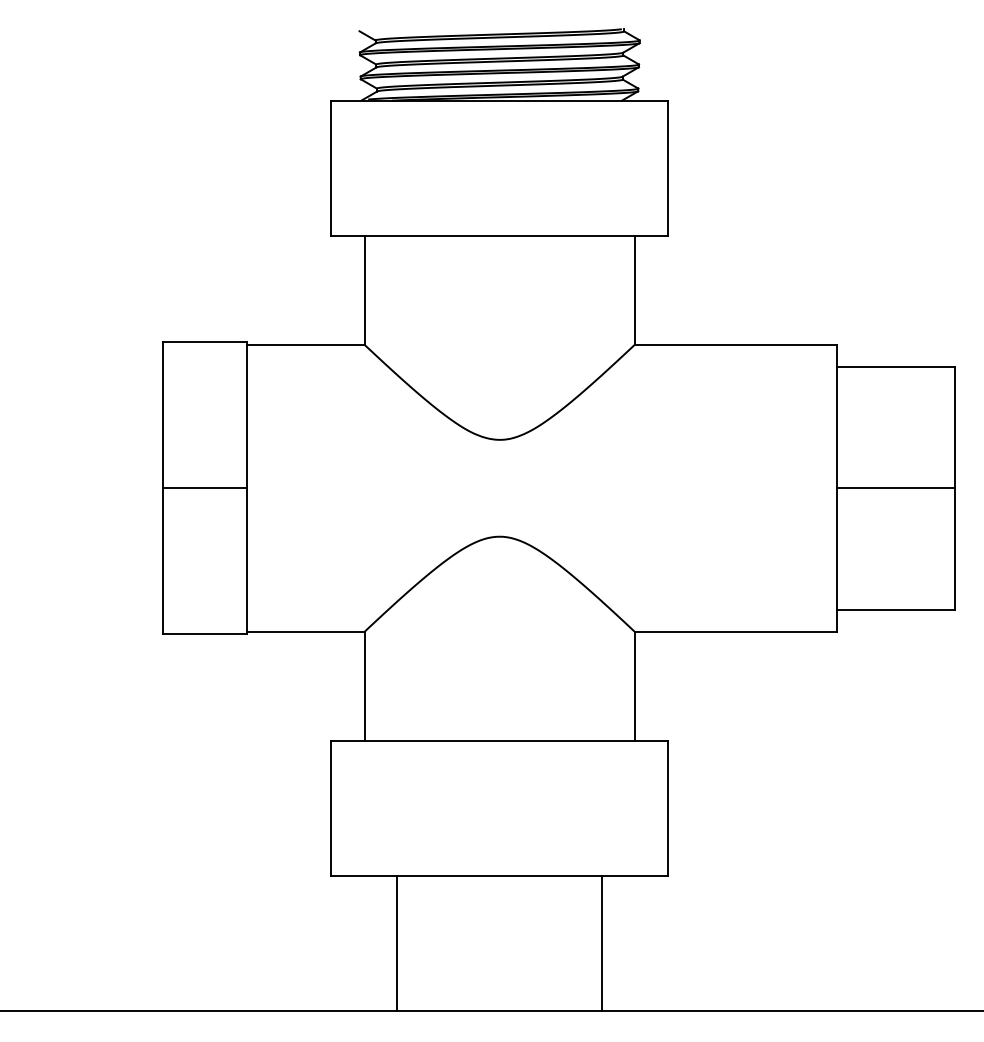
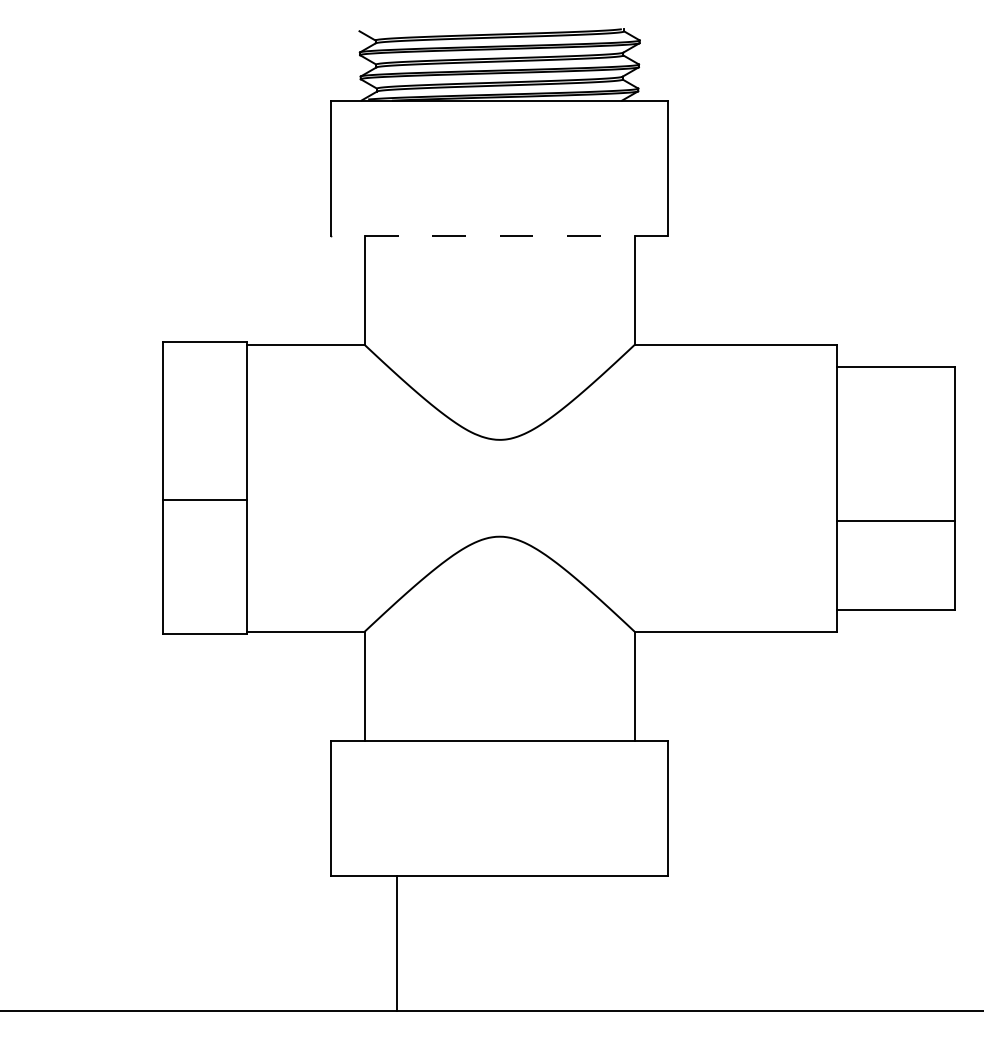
line: solid -> dashed (499, 235)
line position: (204, 488) -> (204, 500) (204, 500)
line position: (895, 488) -> (895, 521) (895, 521)
line: present -> none (601, 942)
